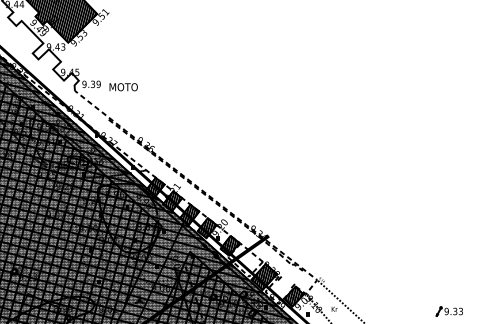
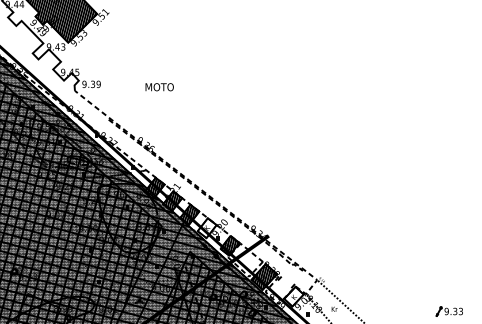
text position: (123, 87) -> (159, 87) (159, 87)
hatch: present -> none (206, 228)
hatch: present -> none (294, 296)
